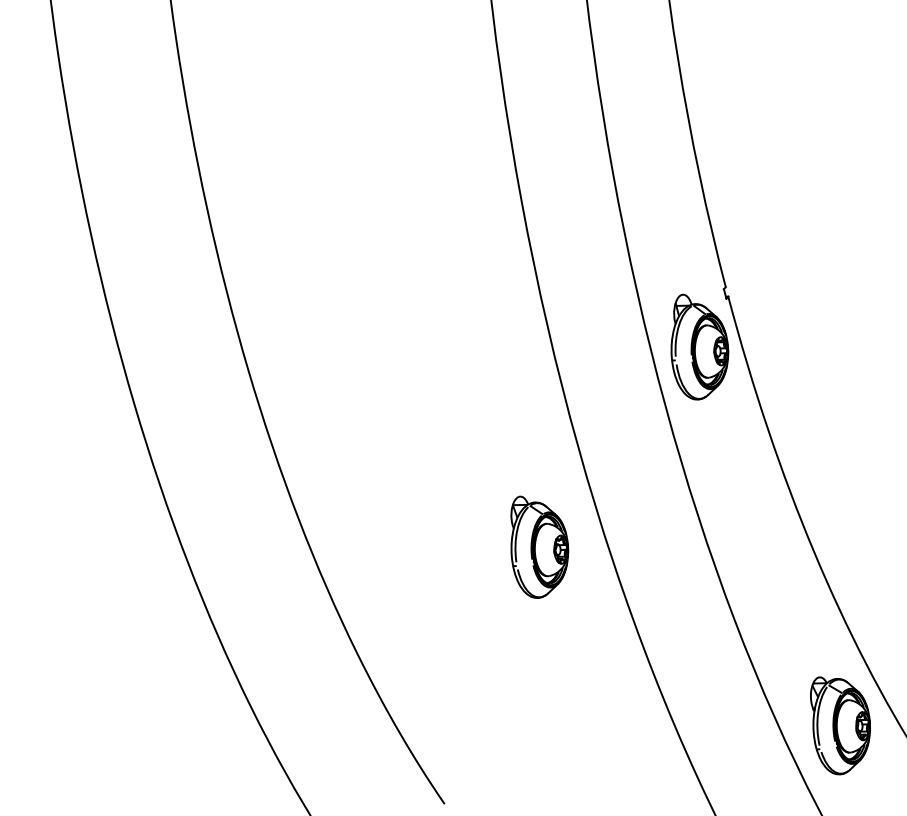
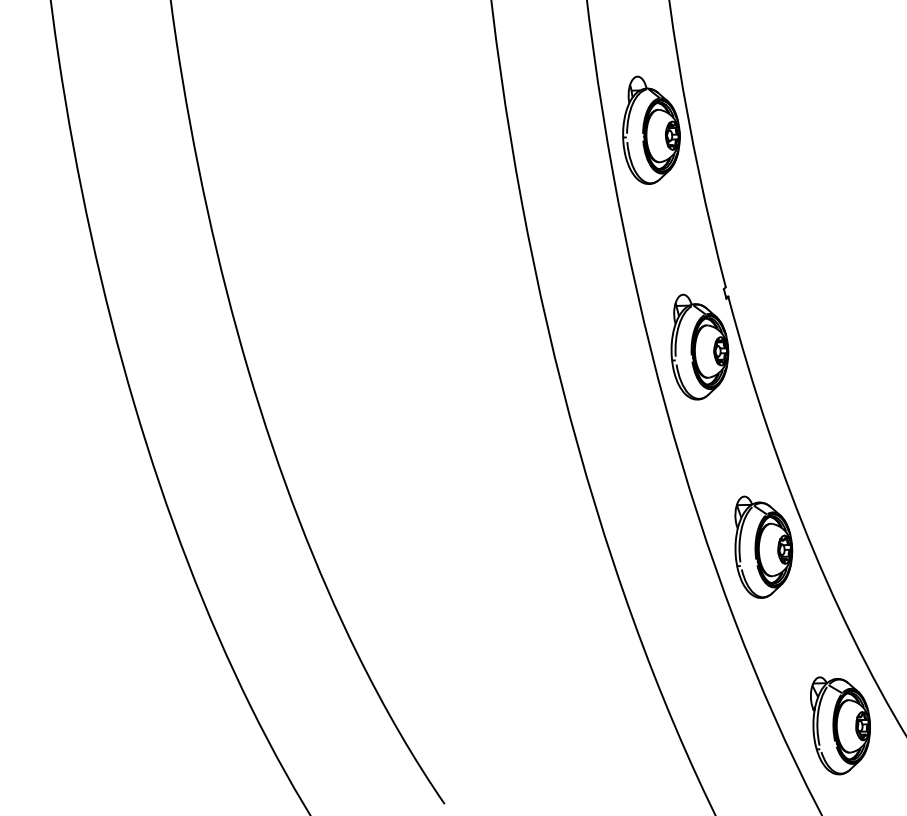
part: none -> present (651, 129)
part position: (539, 546) -> (763, 546) (763, 546)
